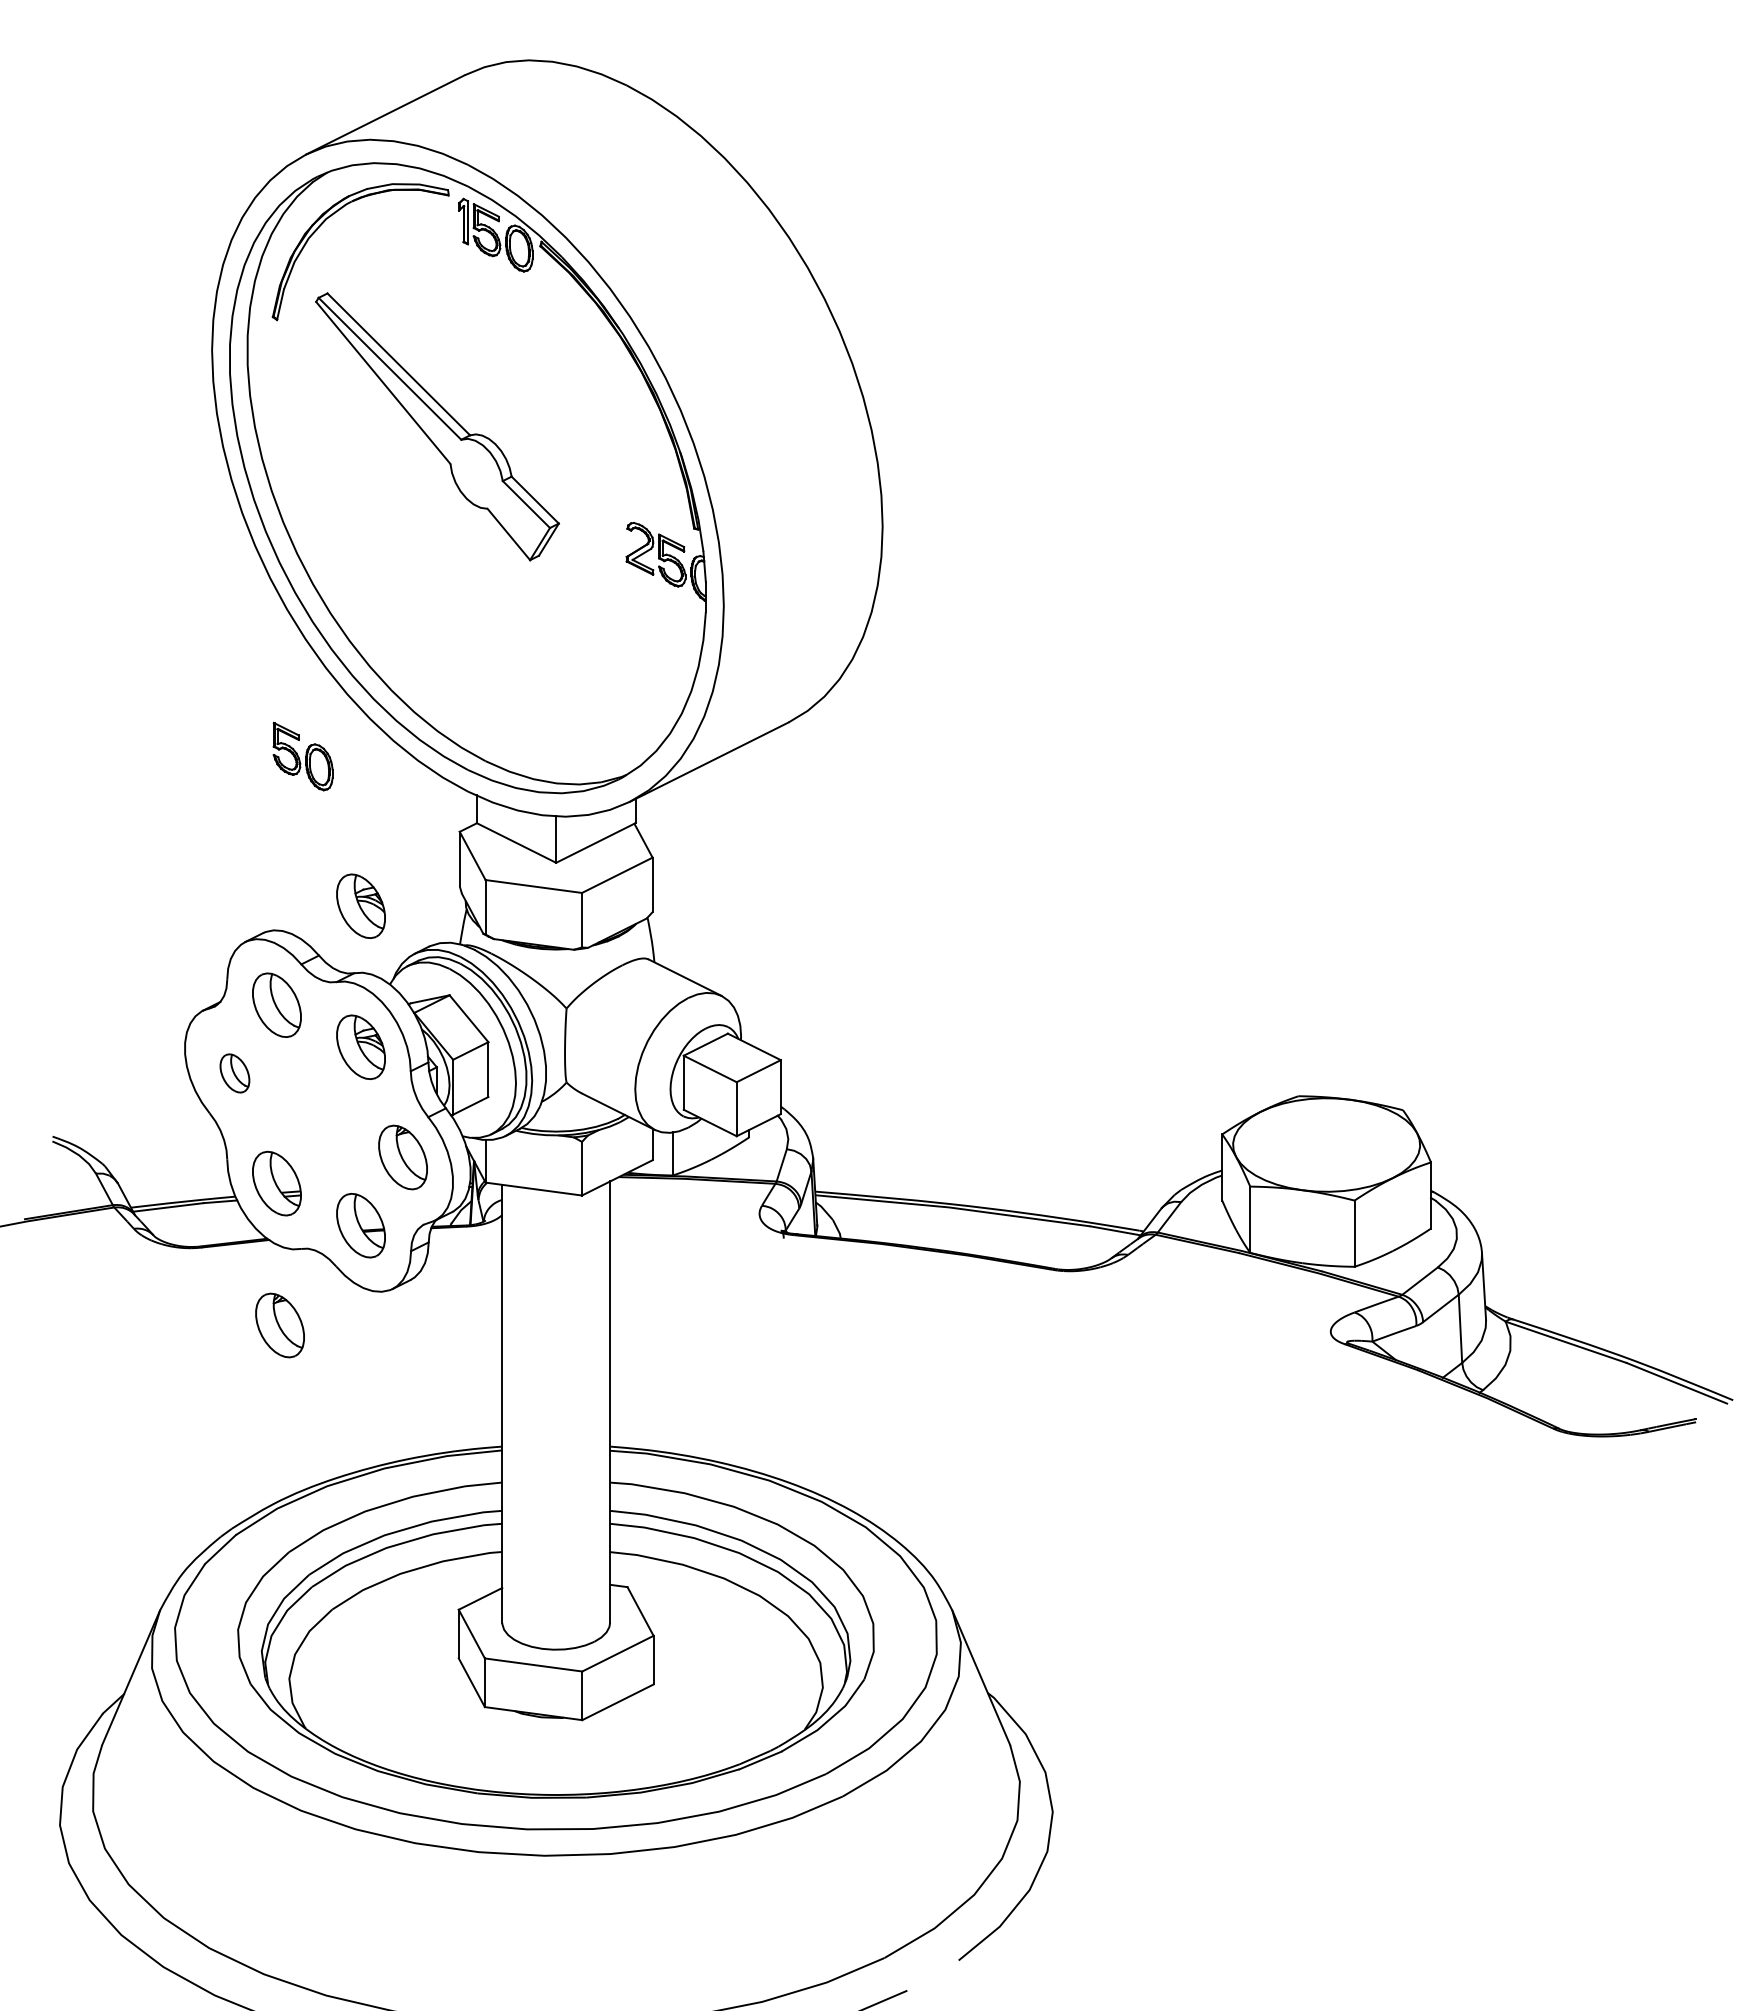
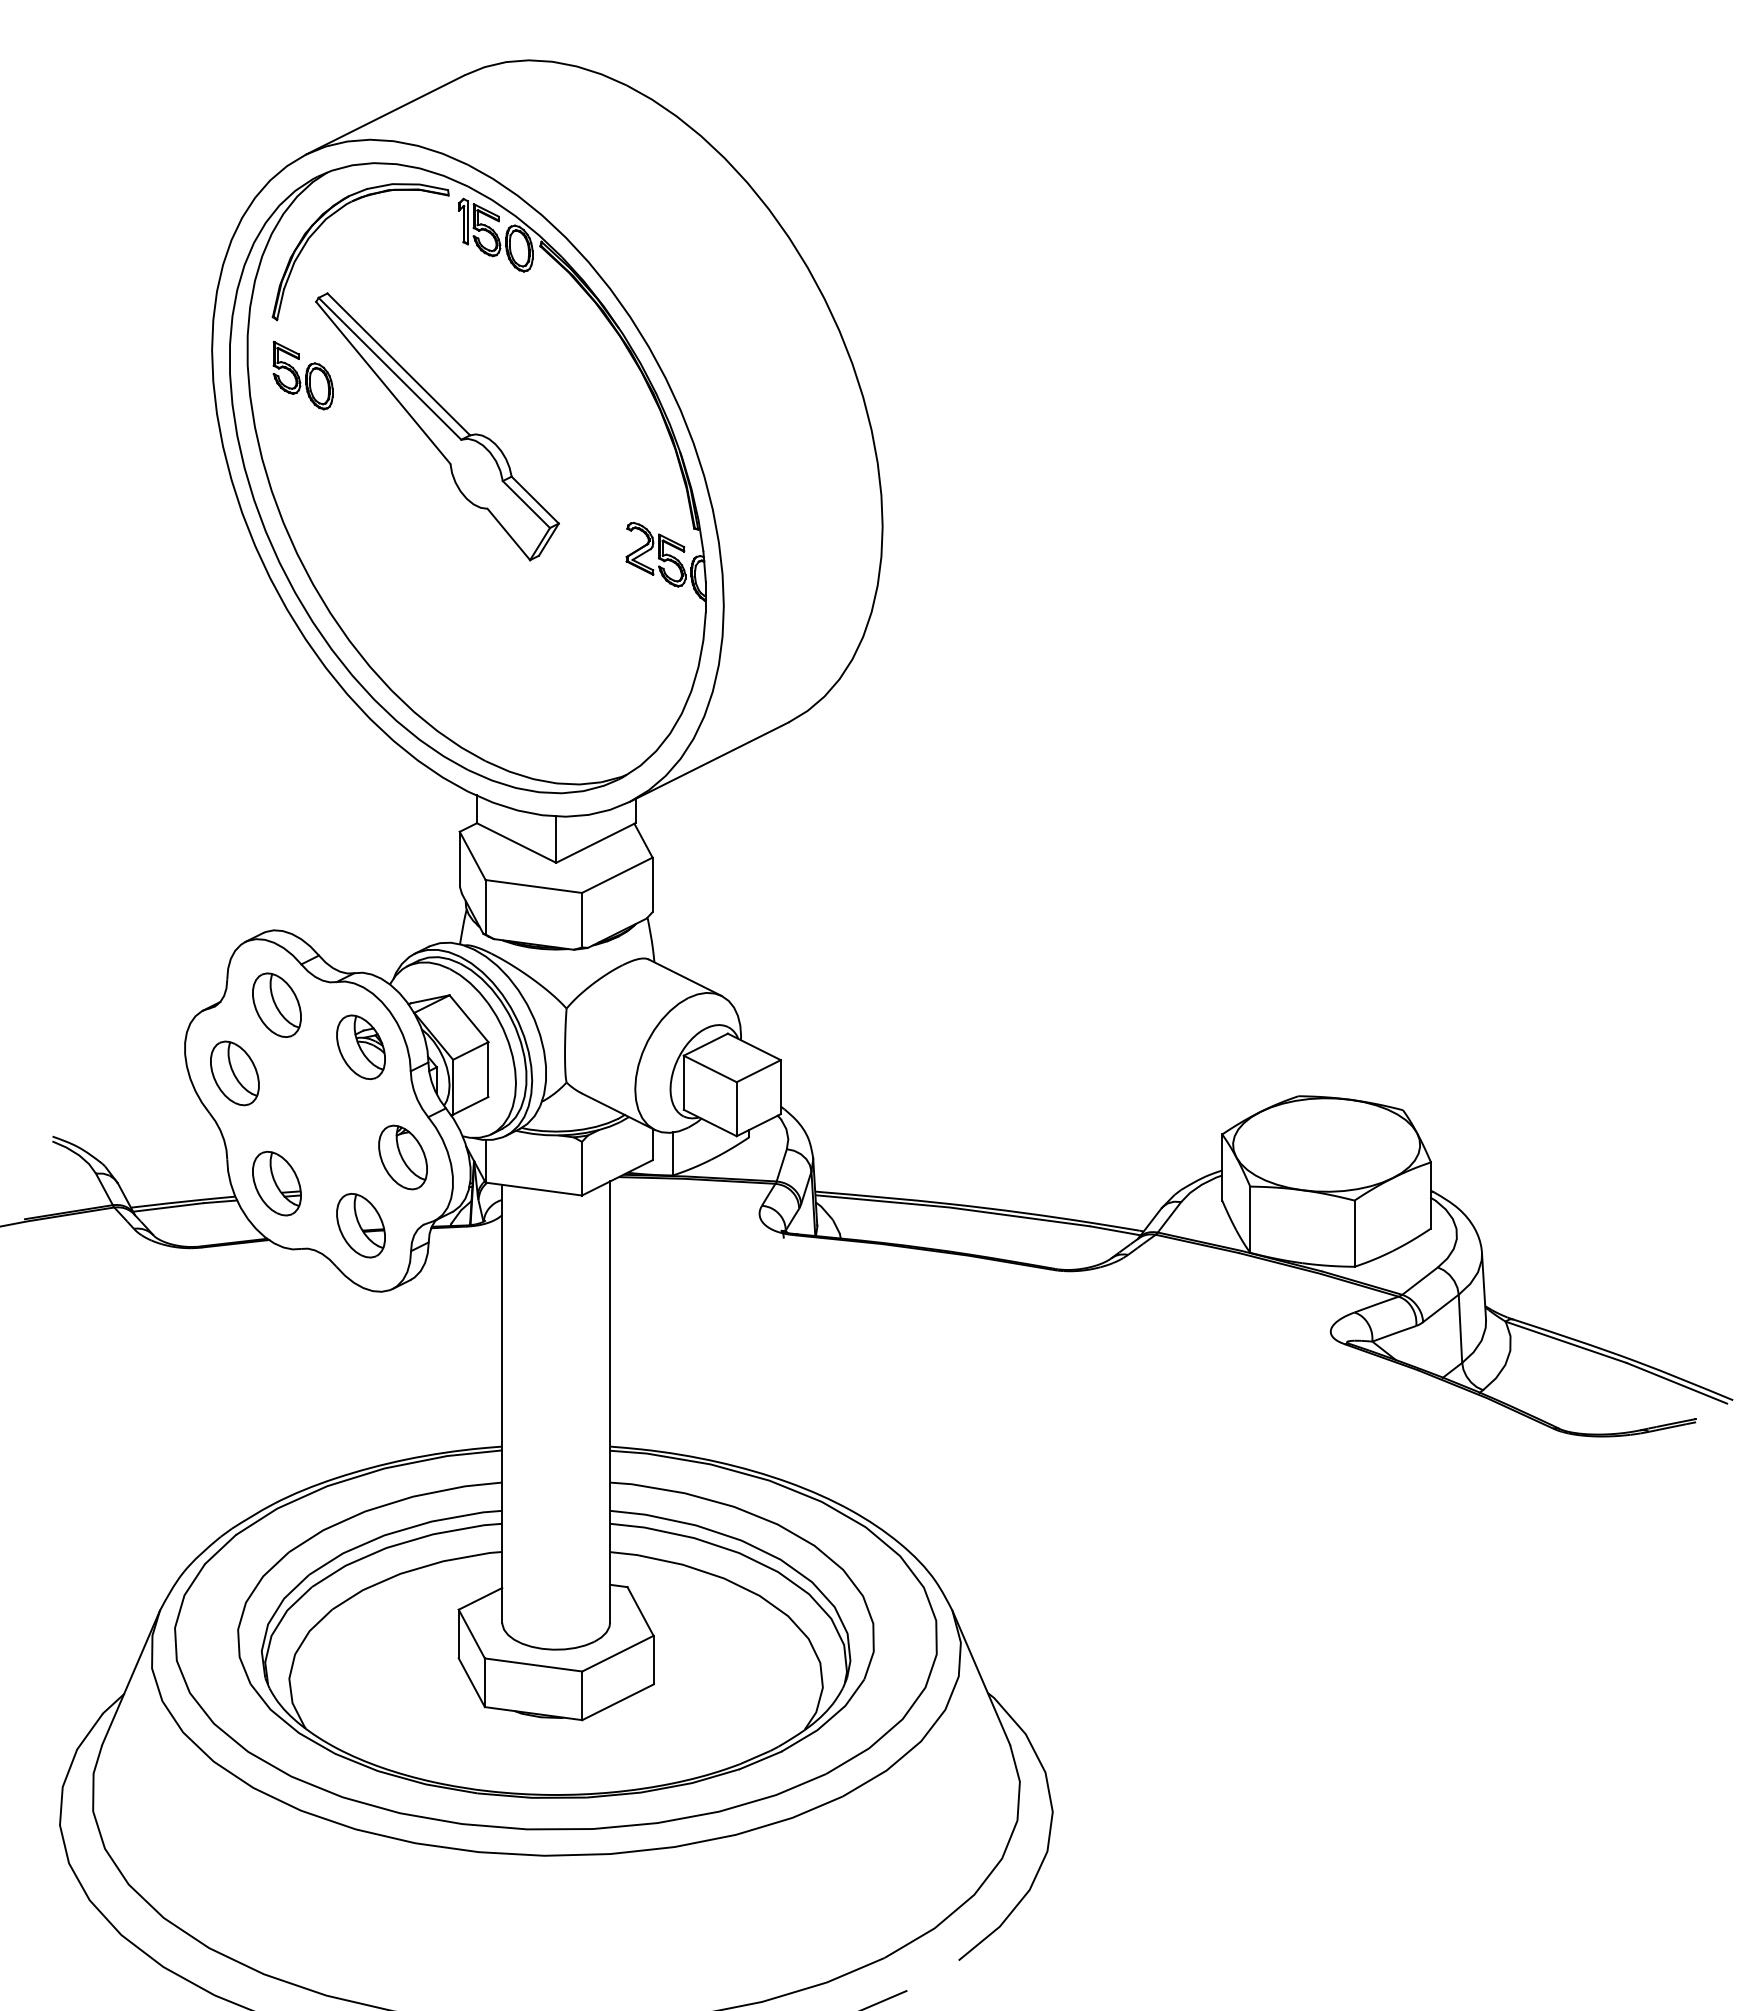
part position: (302, 756) -> (302, 375) (302, 375)
part: present -> none (360, 906)
part size: 32x41 px -> 50x67 px (234, 1073)
part: present -> none (279, 1325)
